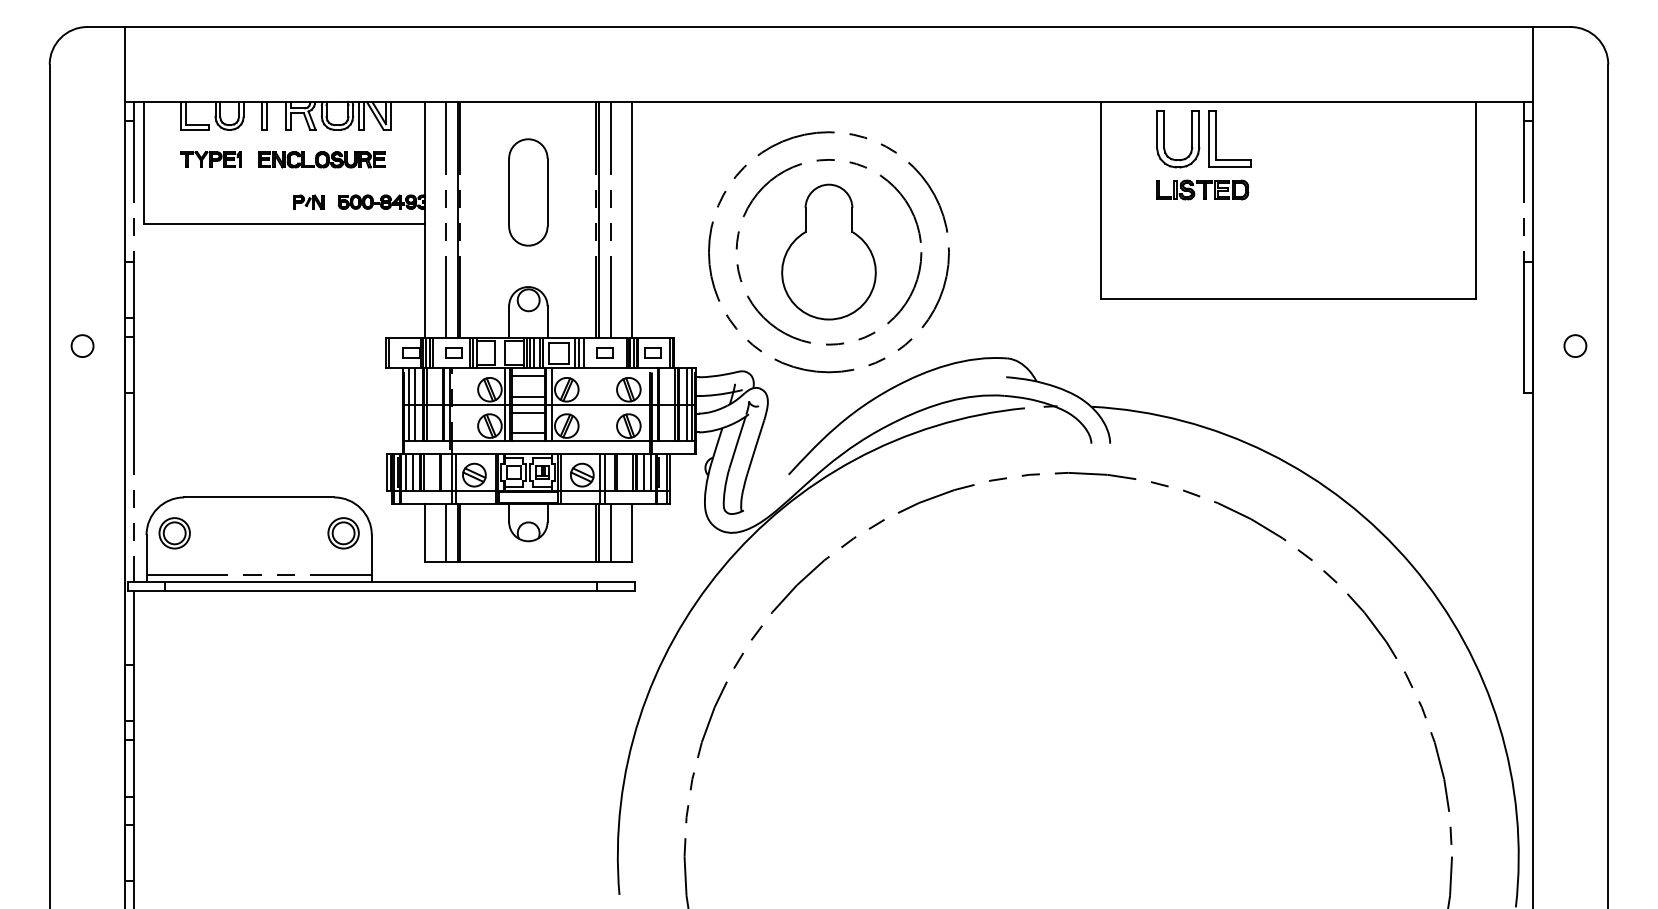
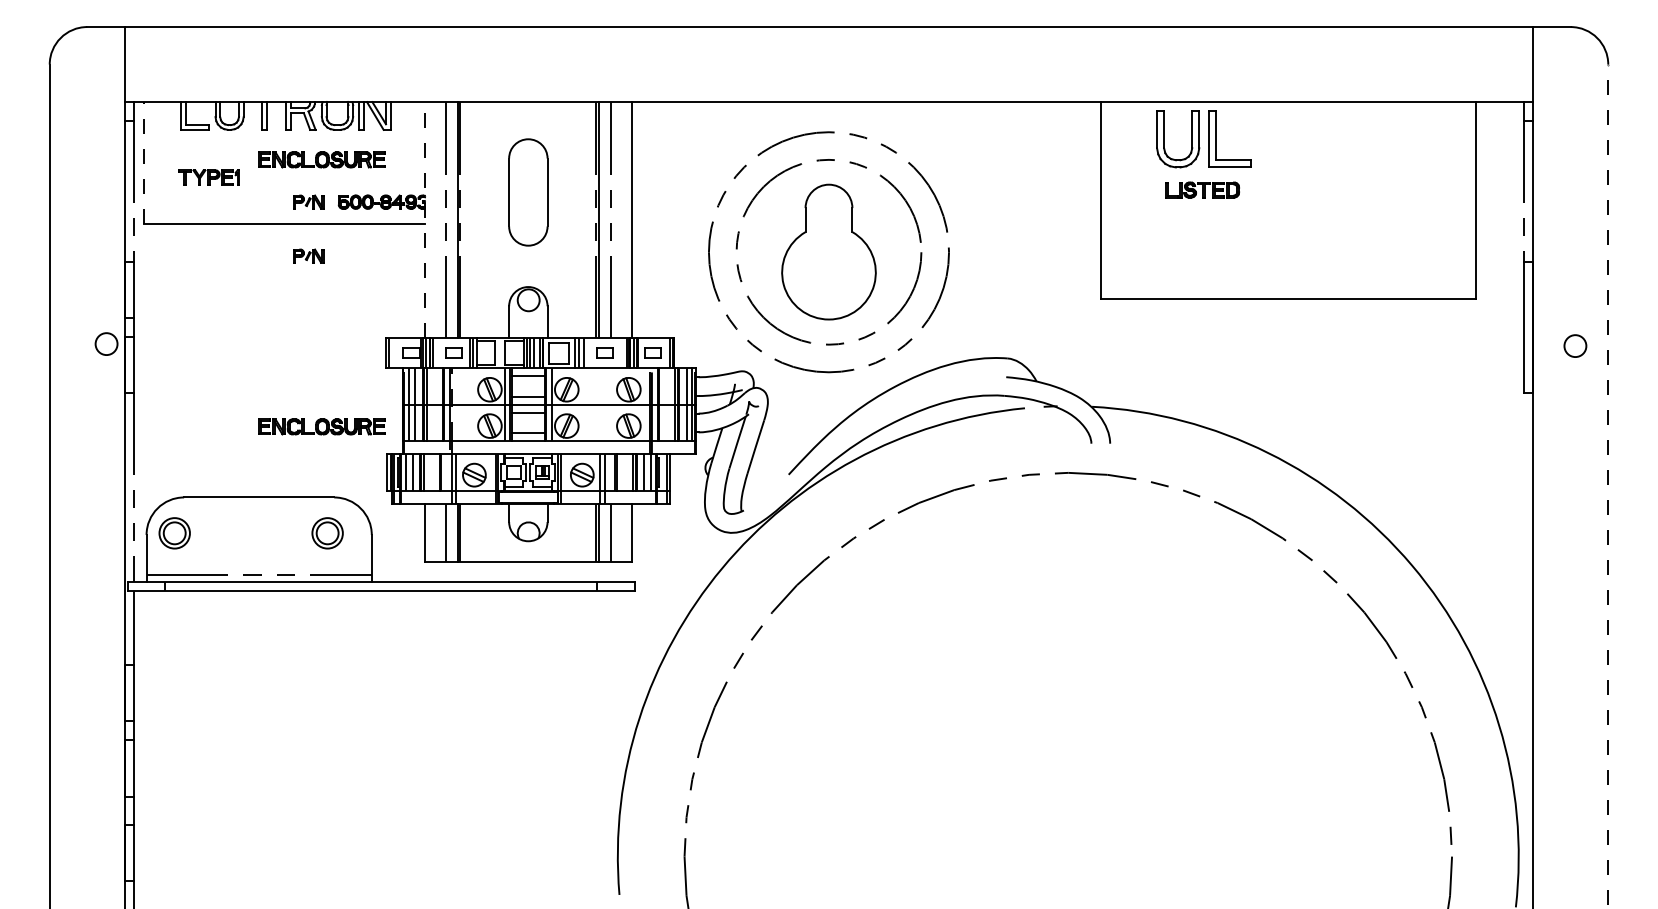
part position: (210, 159) -> (208, 177) (208, 177)
line: solid -> dashed (143, 162)
part size: 94x22 px -> 75x18 px (1202, 189)
line: solid -> dashed (424, 220)
part: none -> present (308, 255)
circle position: (82, 345) -> (106, 343) (106, 343)
part: none -> present (321, 426)
line: solid -> dashed (1608, 486)
part position: (343, 533) -> (327, 533) (327, 533)
